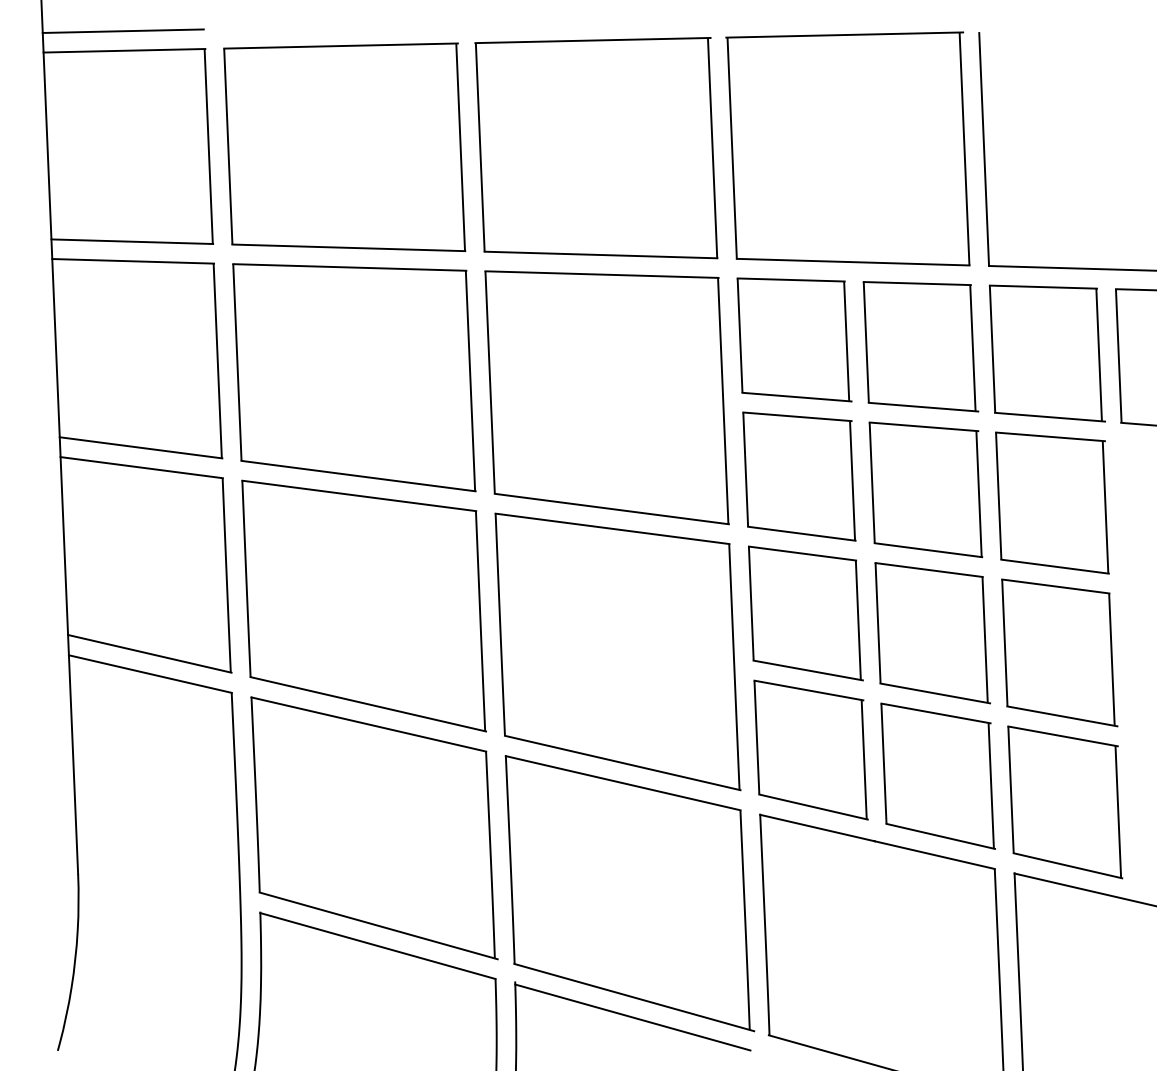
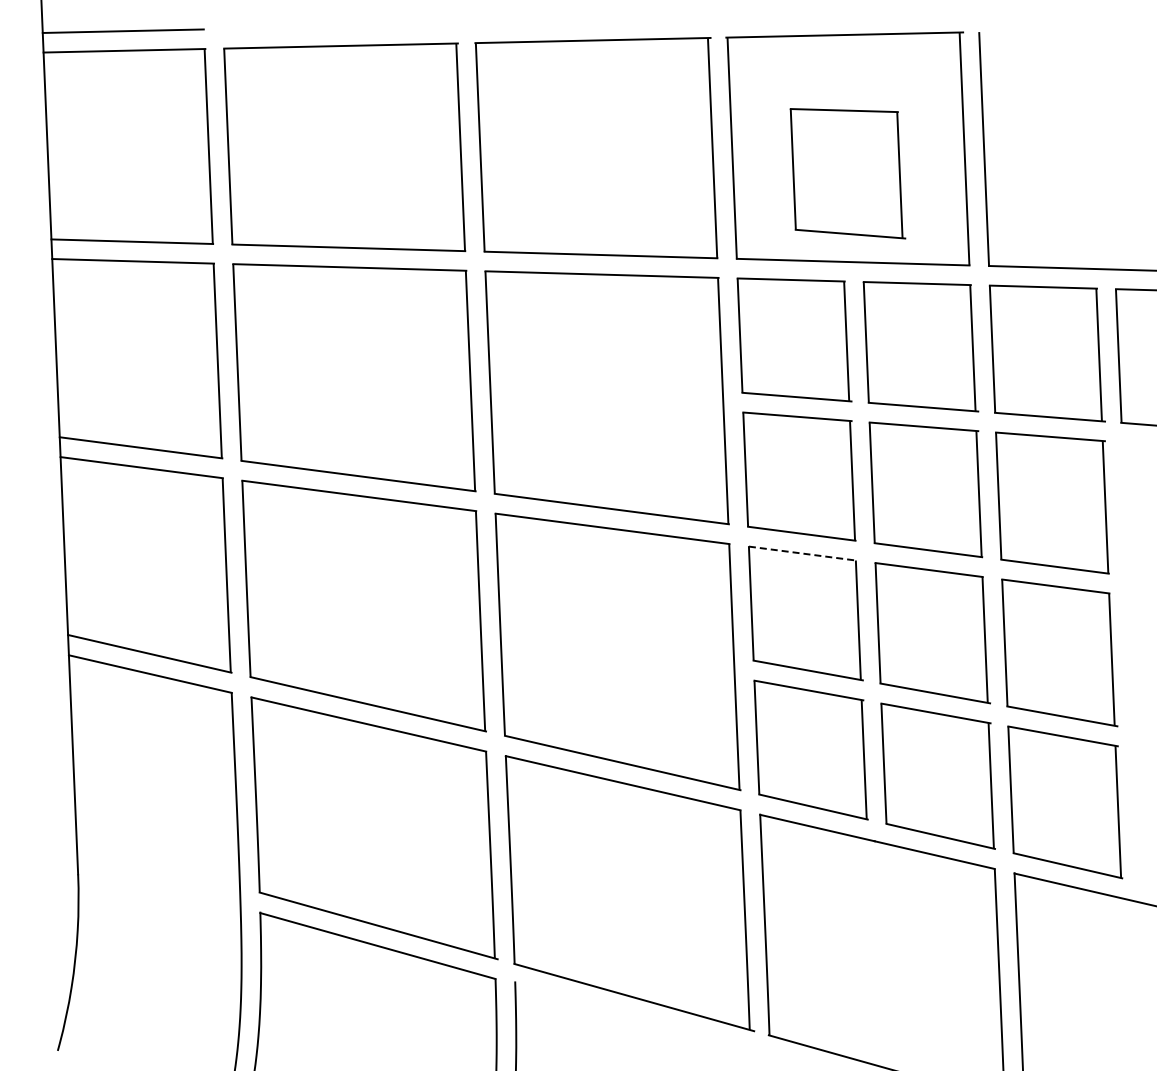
part: none -> present (847, 173)
line: solid -> dashed (803, 553)
line: present -> none (632, 1017)
